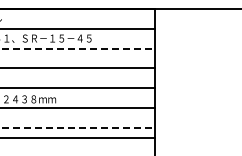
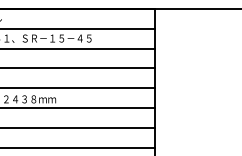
line: dashed -> solid (78, 48)
line: dashed -> solid (78, 128)
line position: (78, 138) -> (78, 148) (78, 148)
